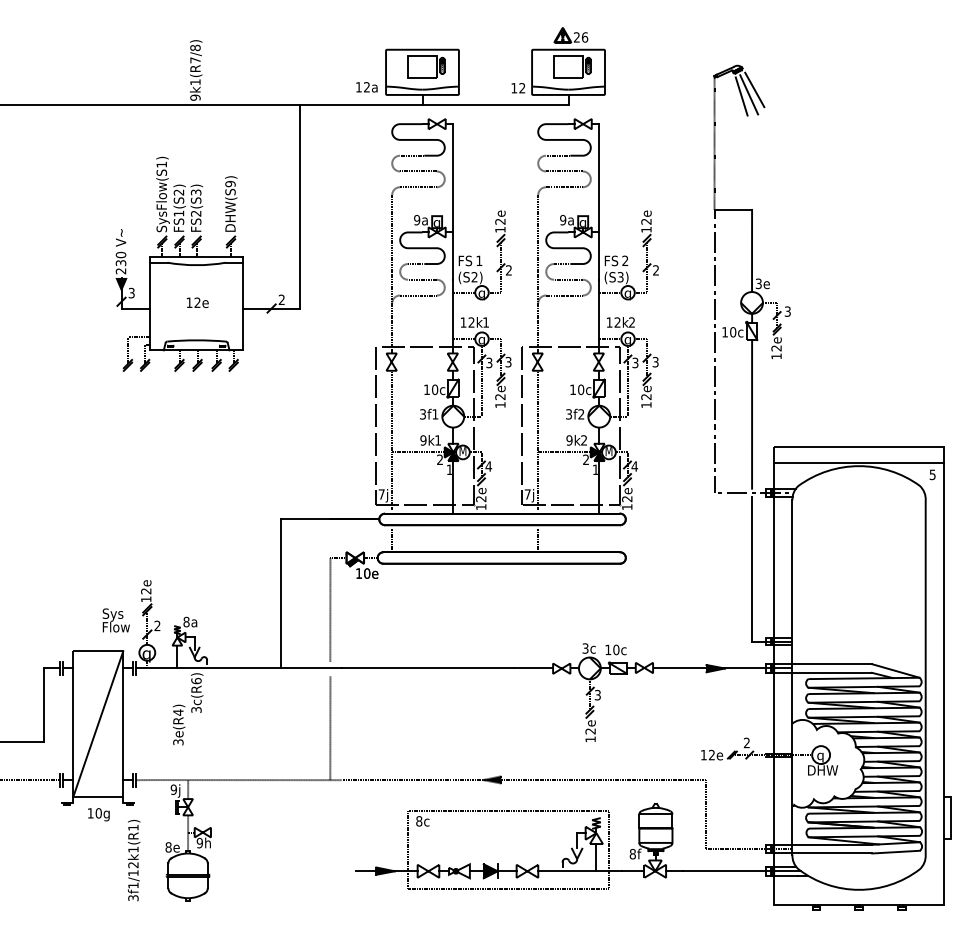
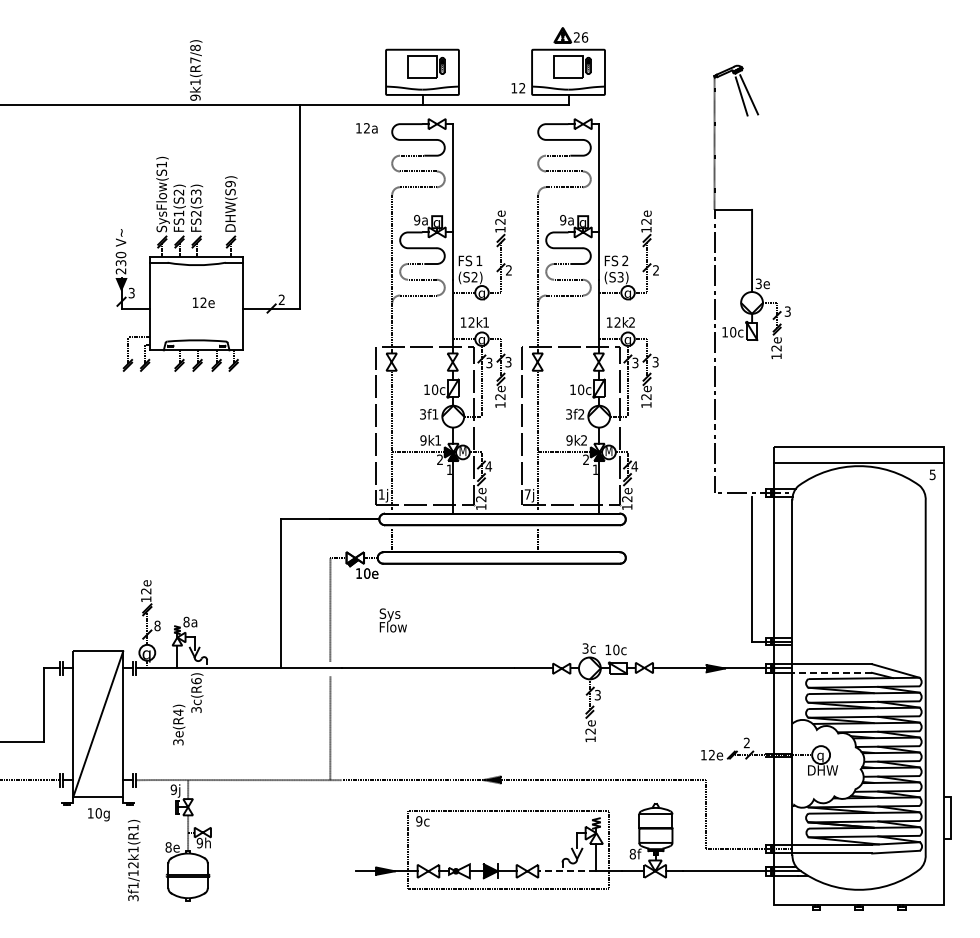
text position: (366, 87) -> (366, 128) (366, 128)
line: present -> none (754, 89)
text position: (197, 302) -> (203, 302) (203, 302)
line: present -> none (752, 414)
text: 7j -> 1j (381, 494)
text position: (115, 620) -> (392, 620) (392, 620)
text: 2 -> 8 (157, 625)
line: solid -> dashed (832, 672)
text: 8c -> 9c (419, 821)
line: solid -> dashed (566, 871)
